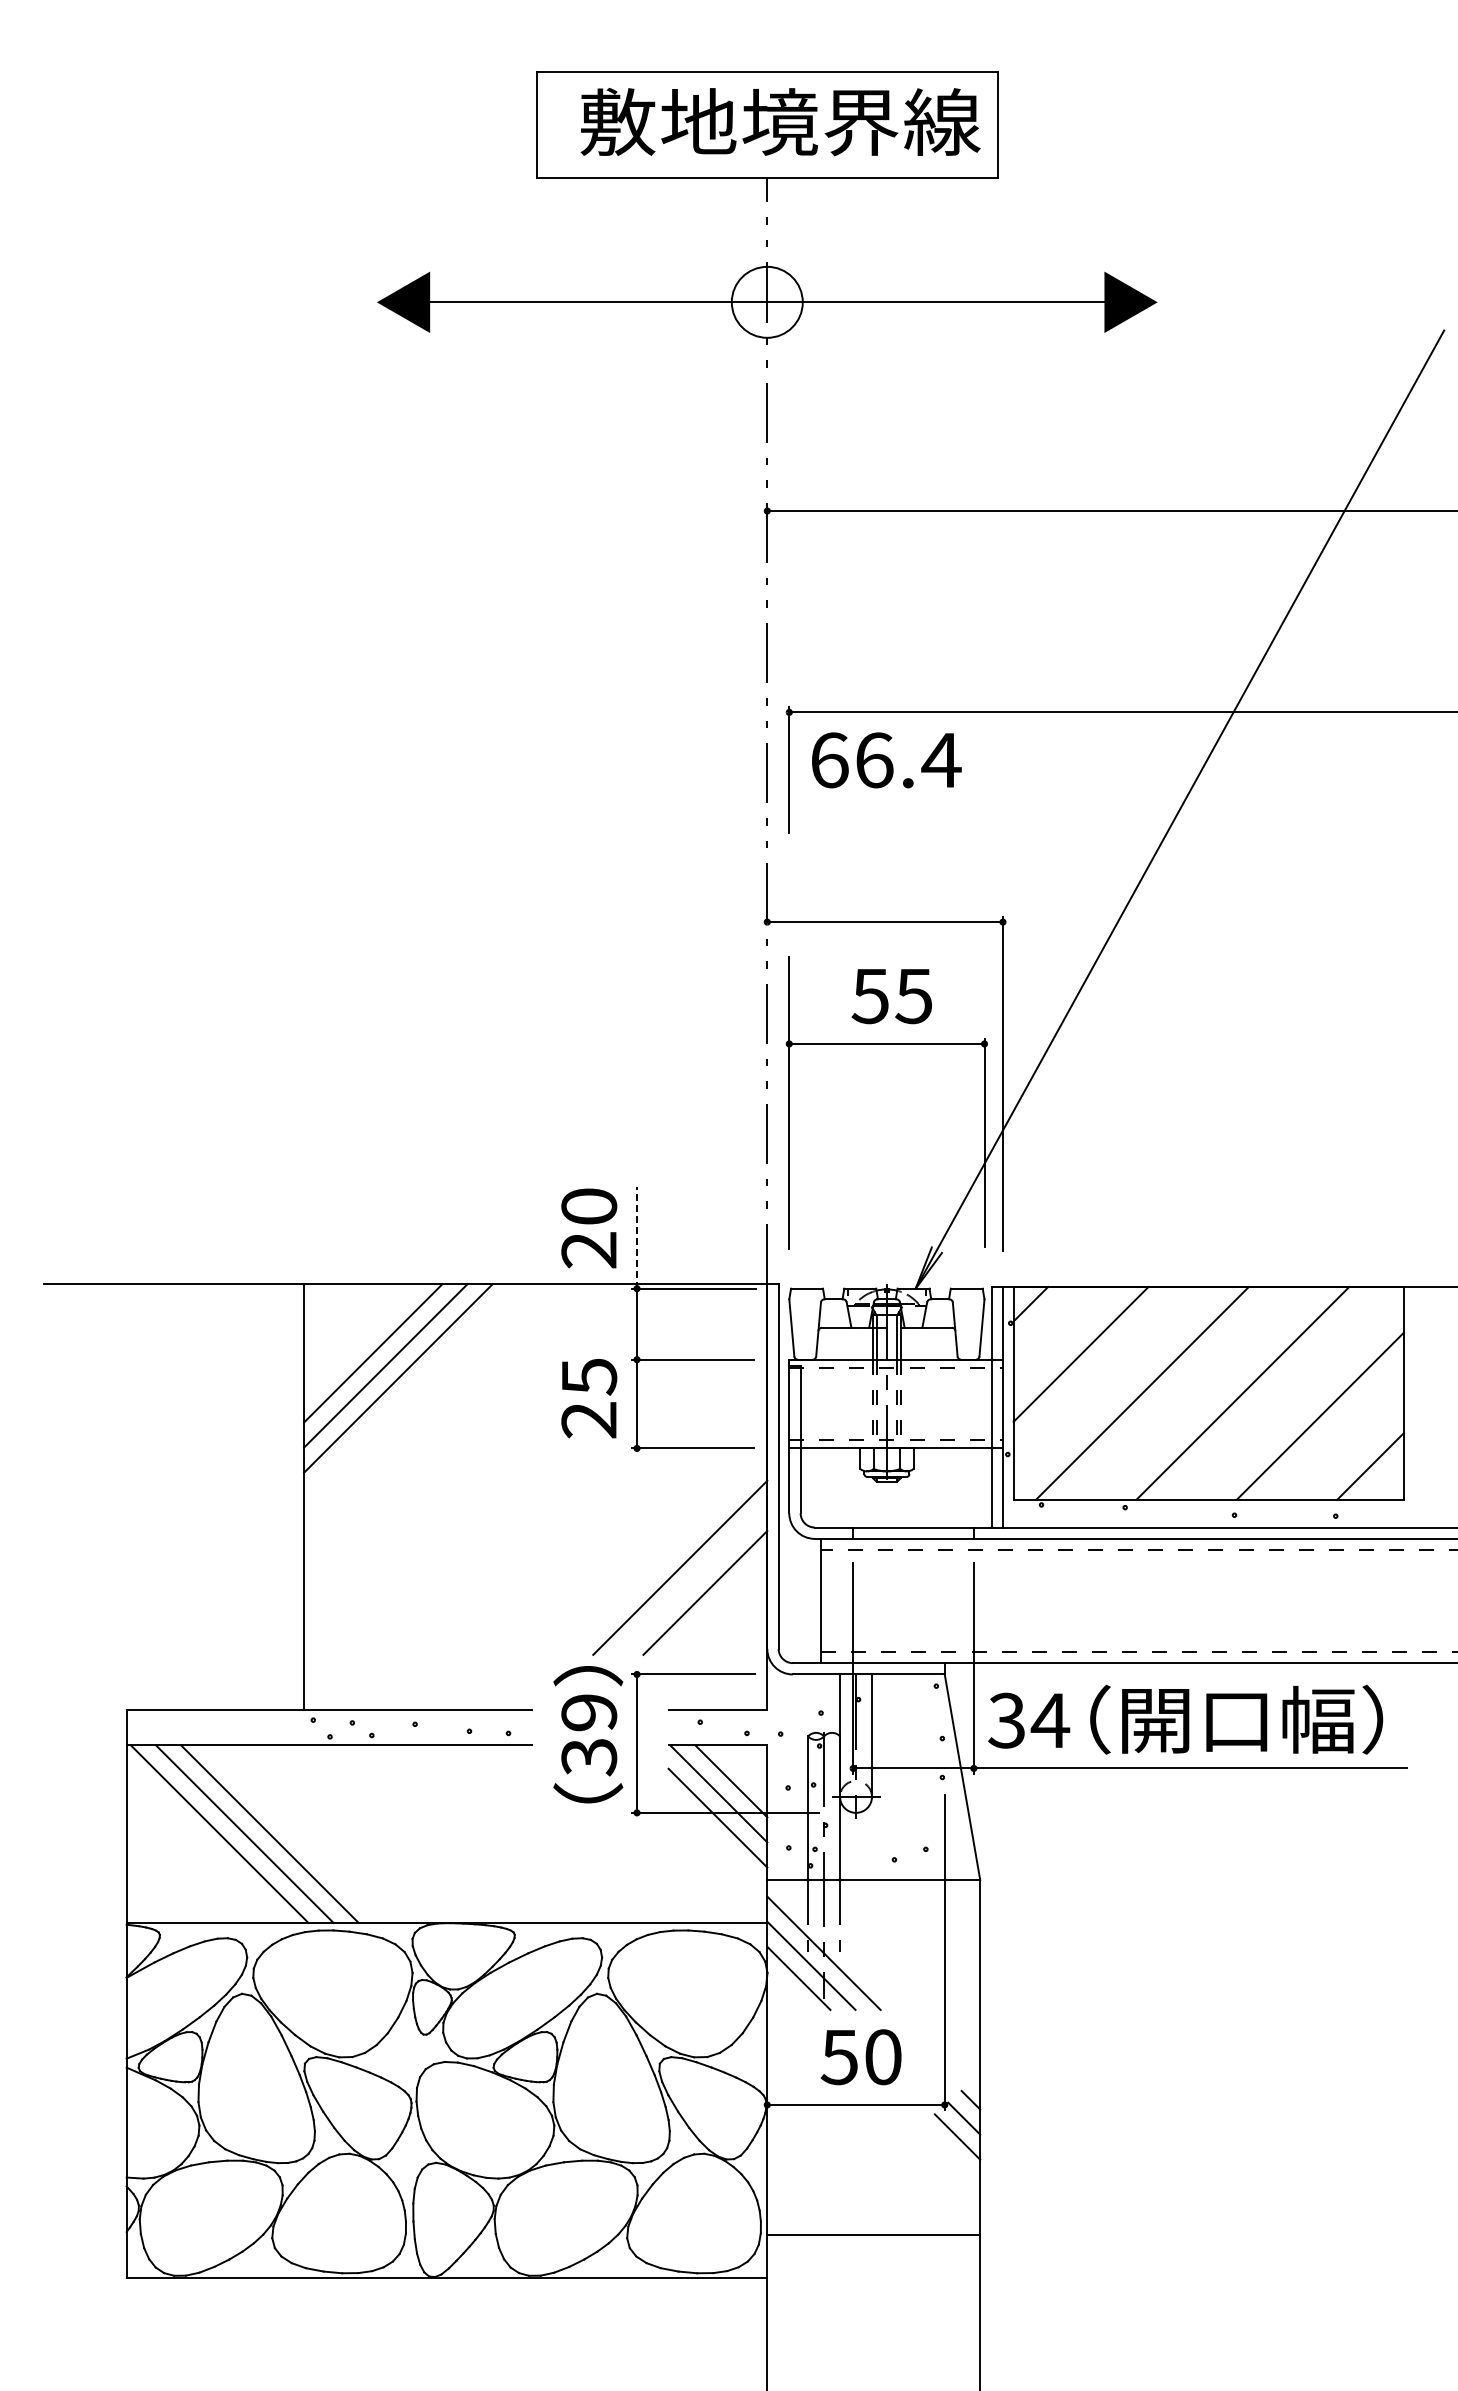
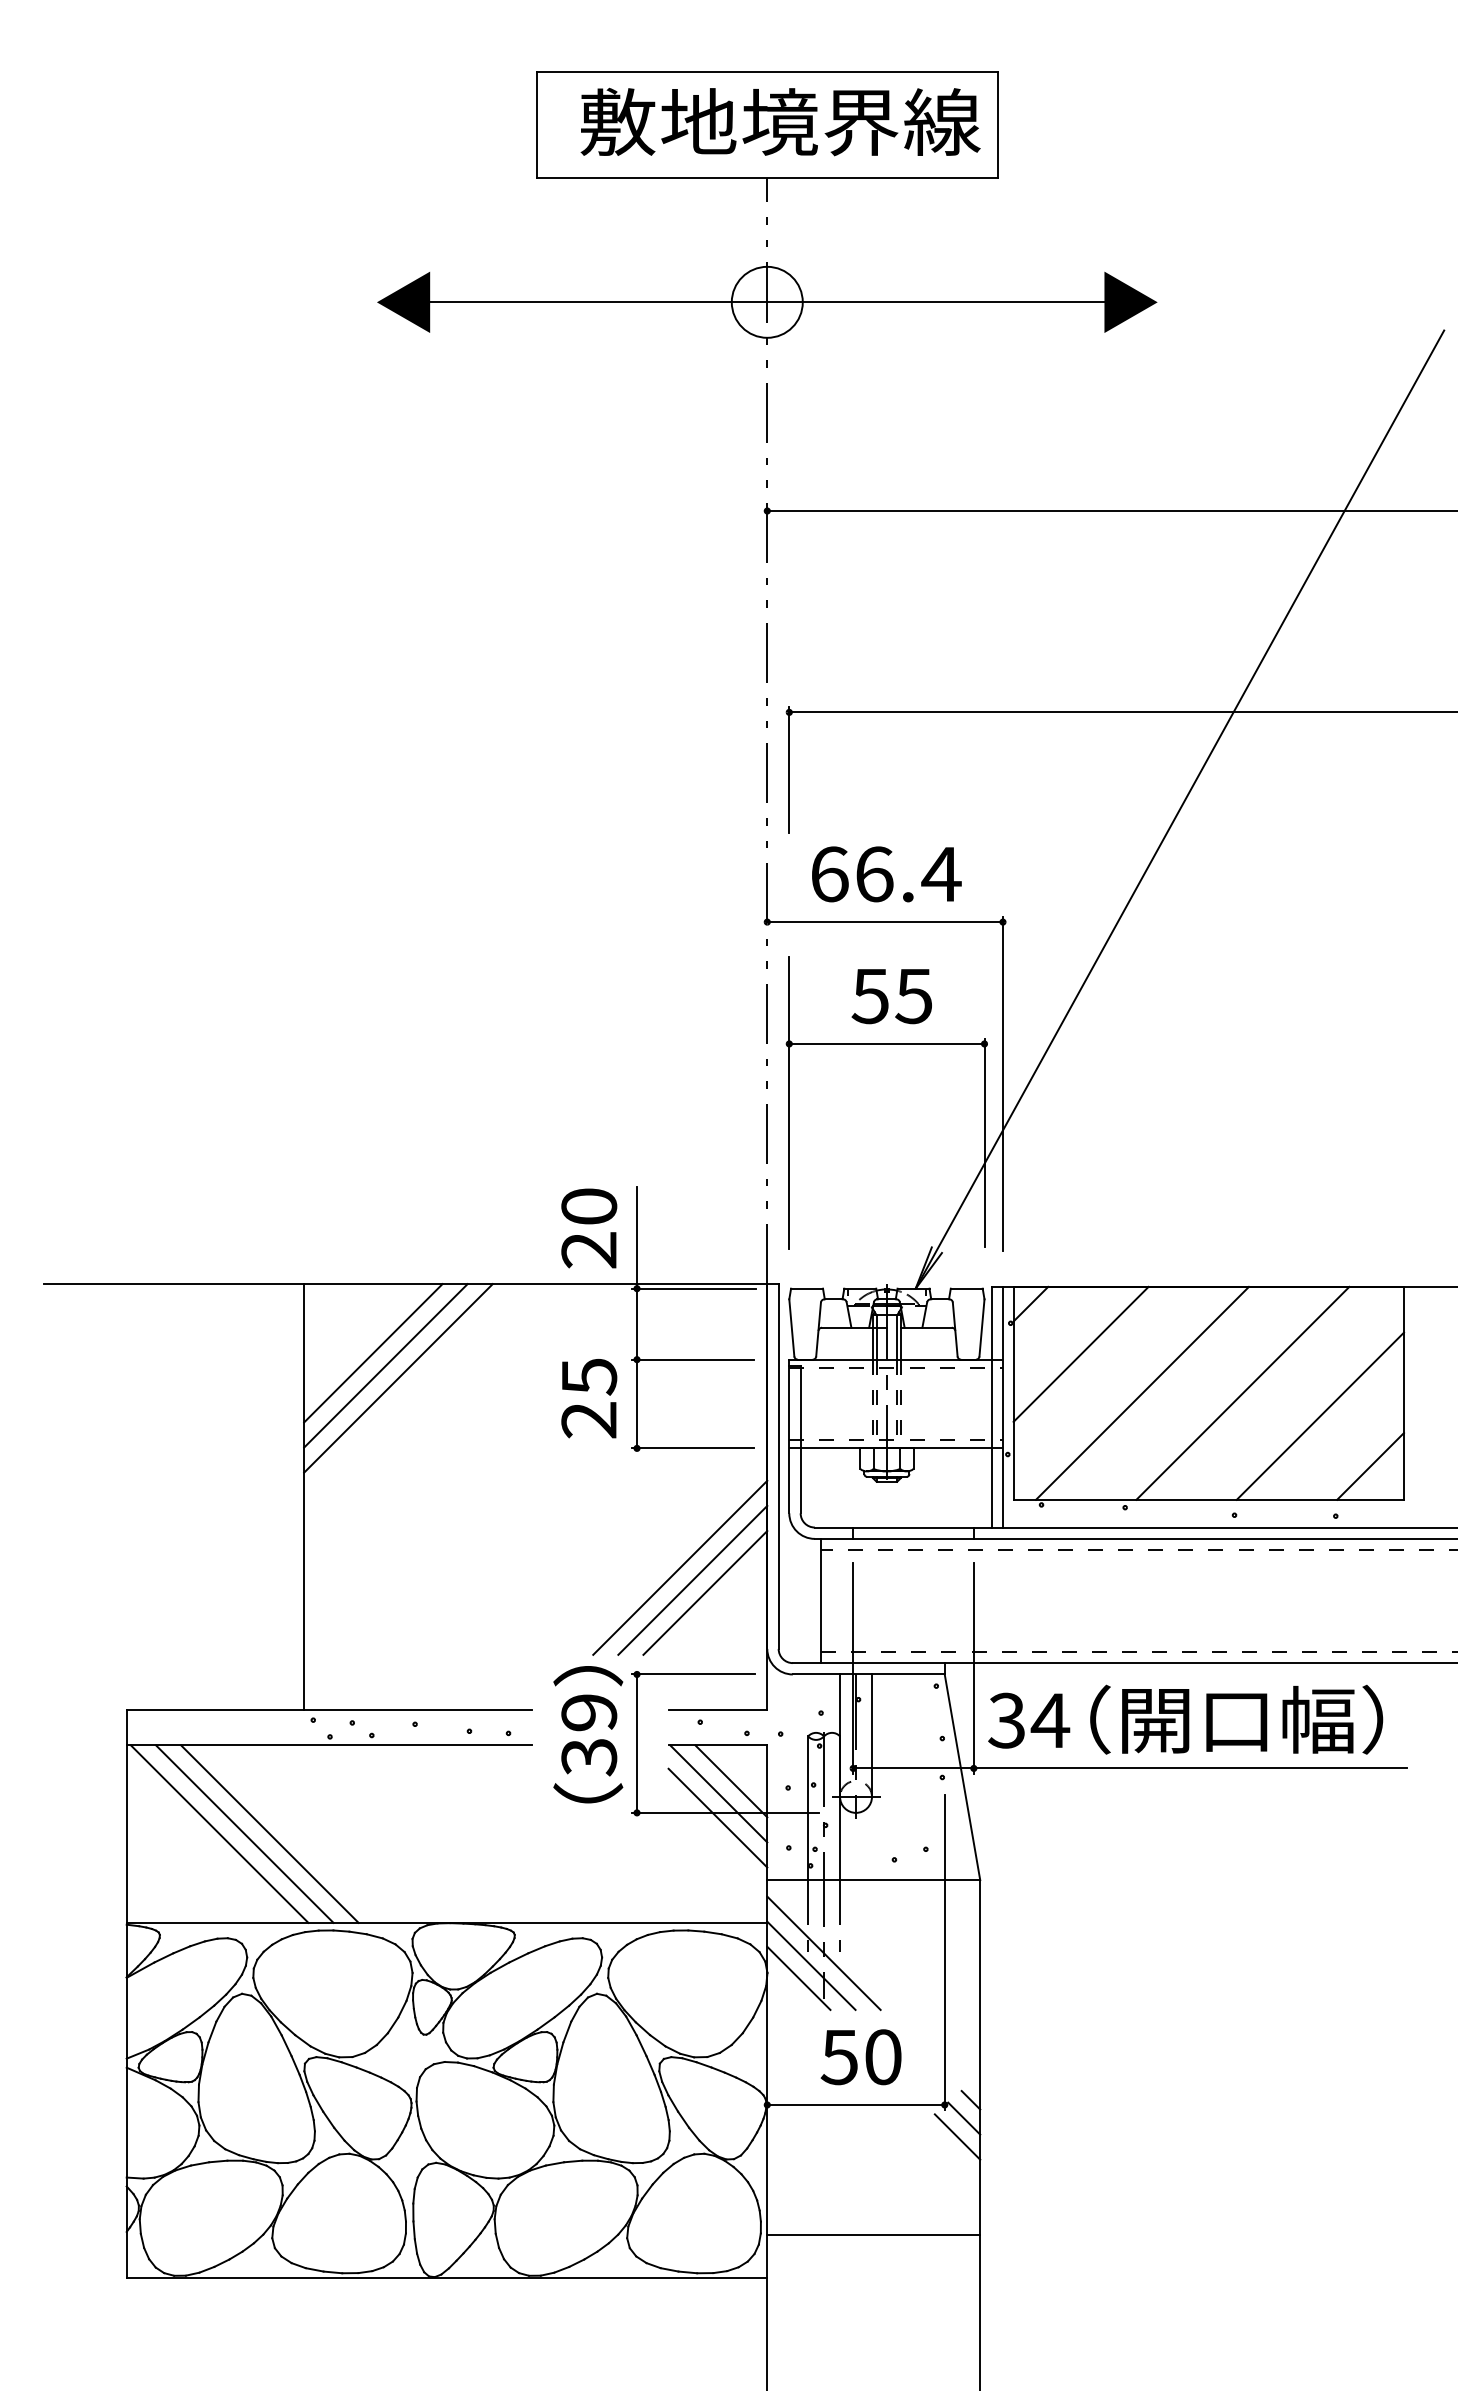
text position: (886, 760) -> (886, 874) (886, 874)
line: dashed -> solid (637, 1237)
line: none -> present (692, 1579)
